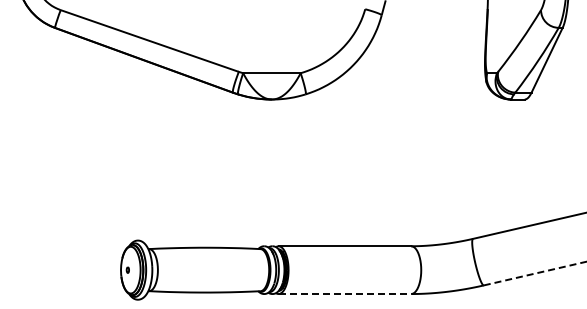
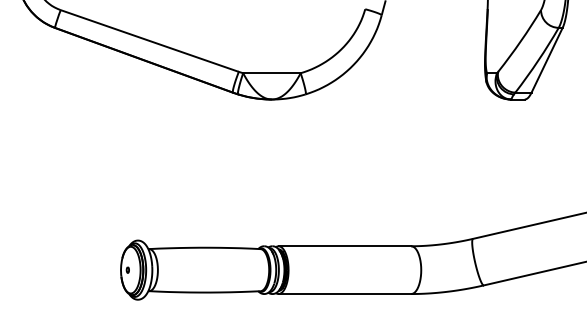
line: dashed -> solid (535, 273)
line: dashed -> solid (345, 294)
